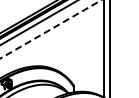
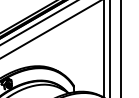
line: dashed -> solid (51, 28)
line: none -> present (121, 48)
